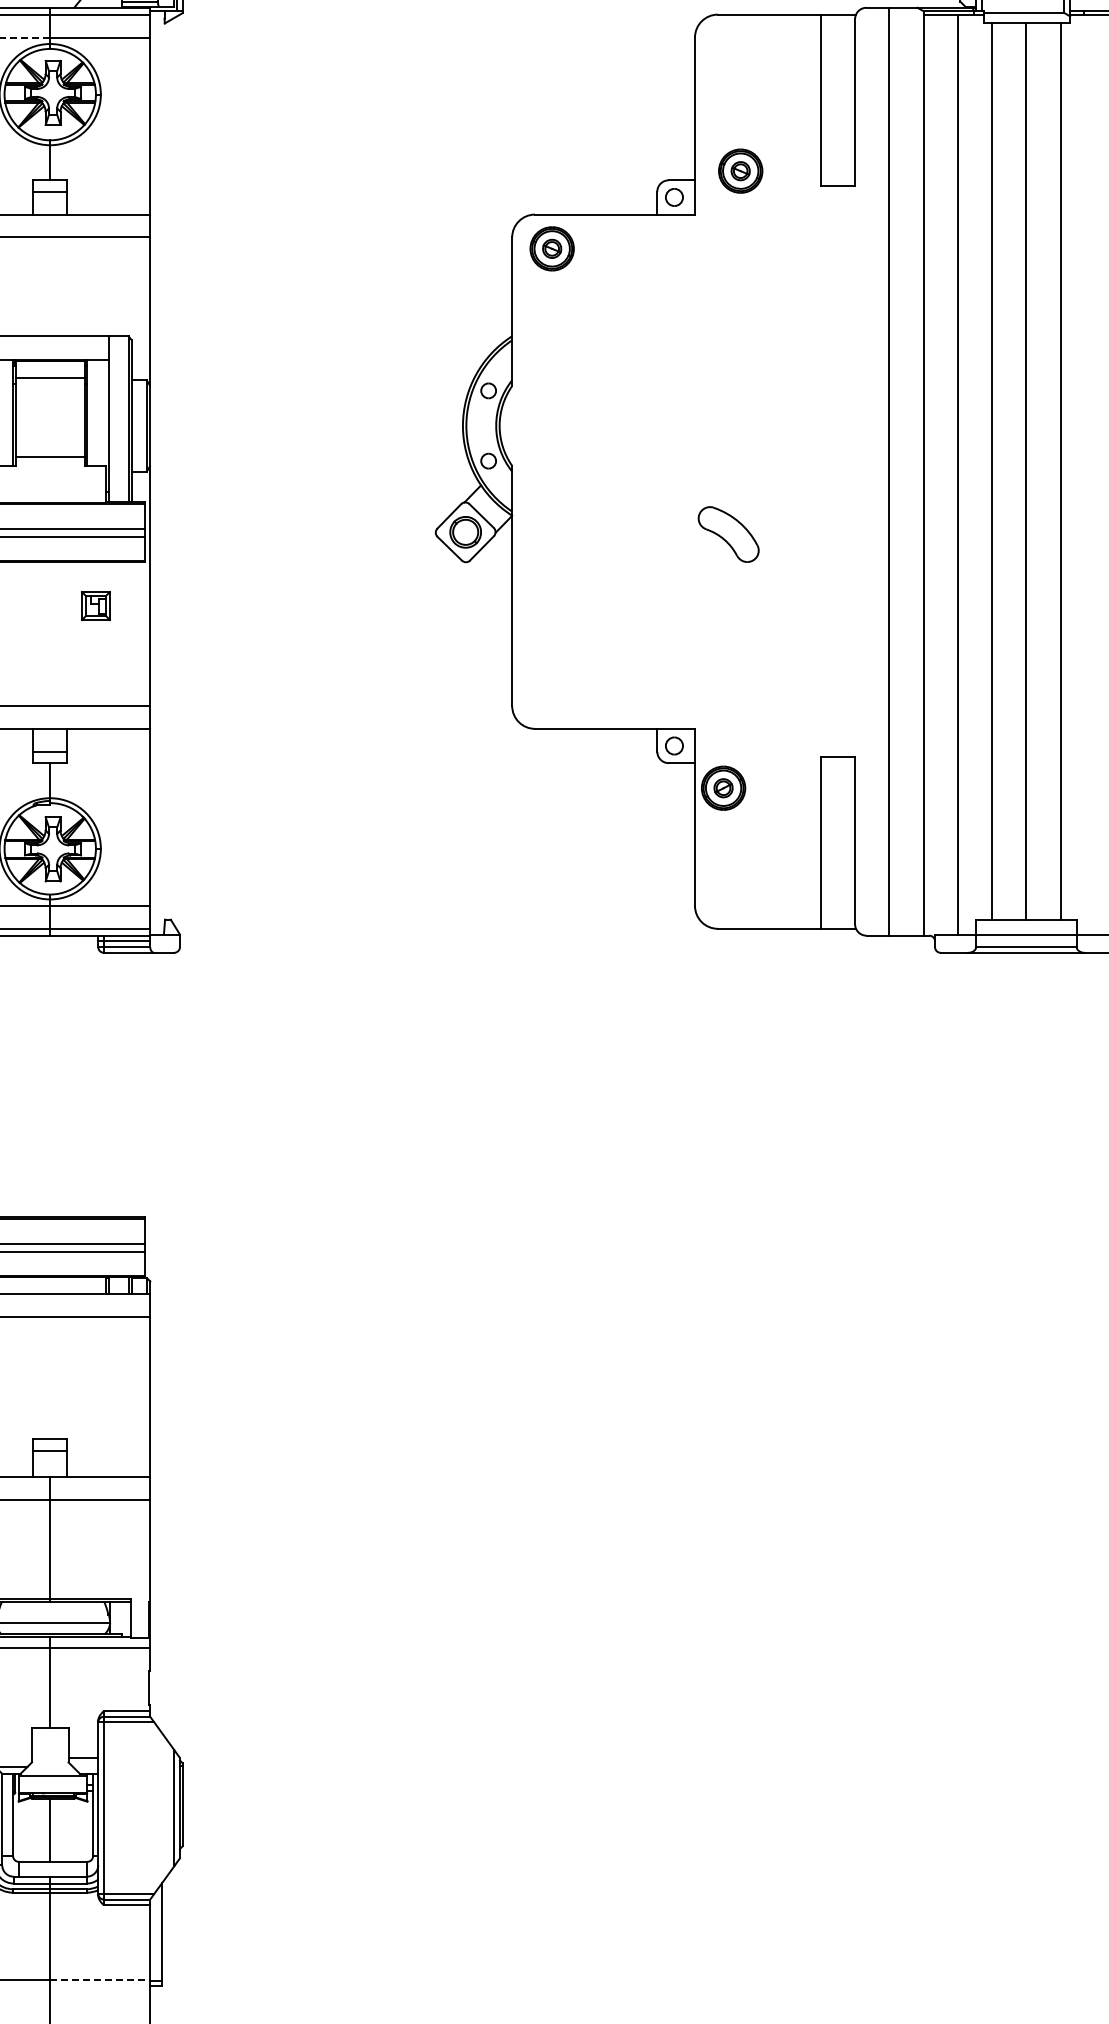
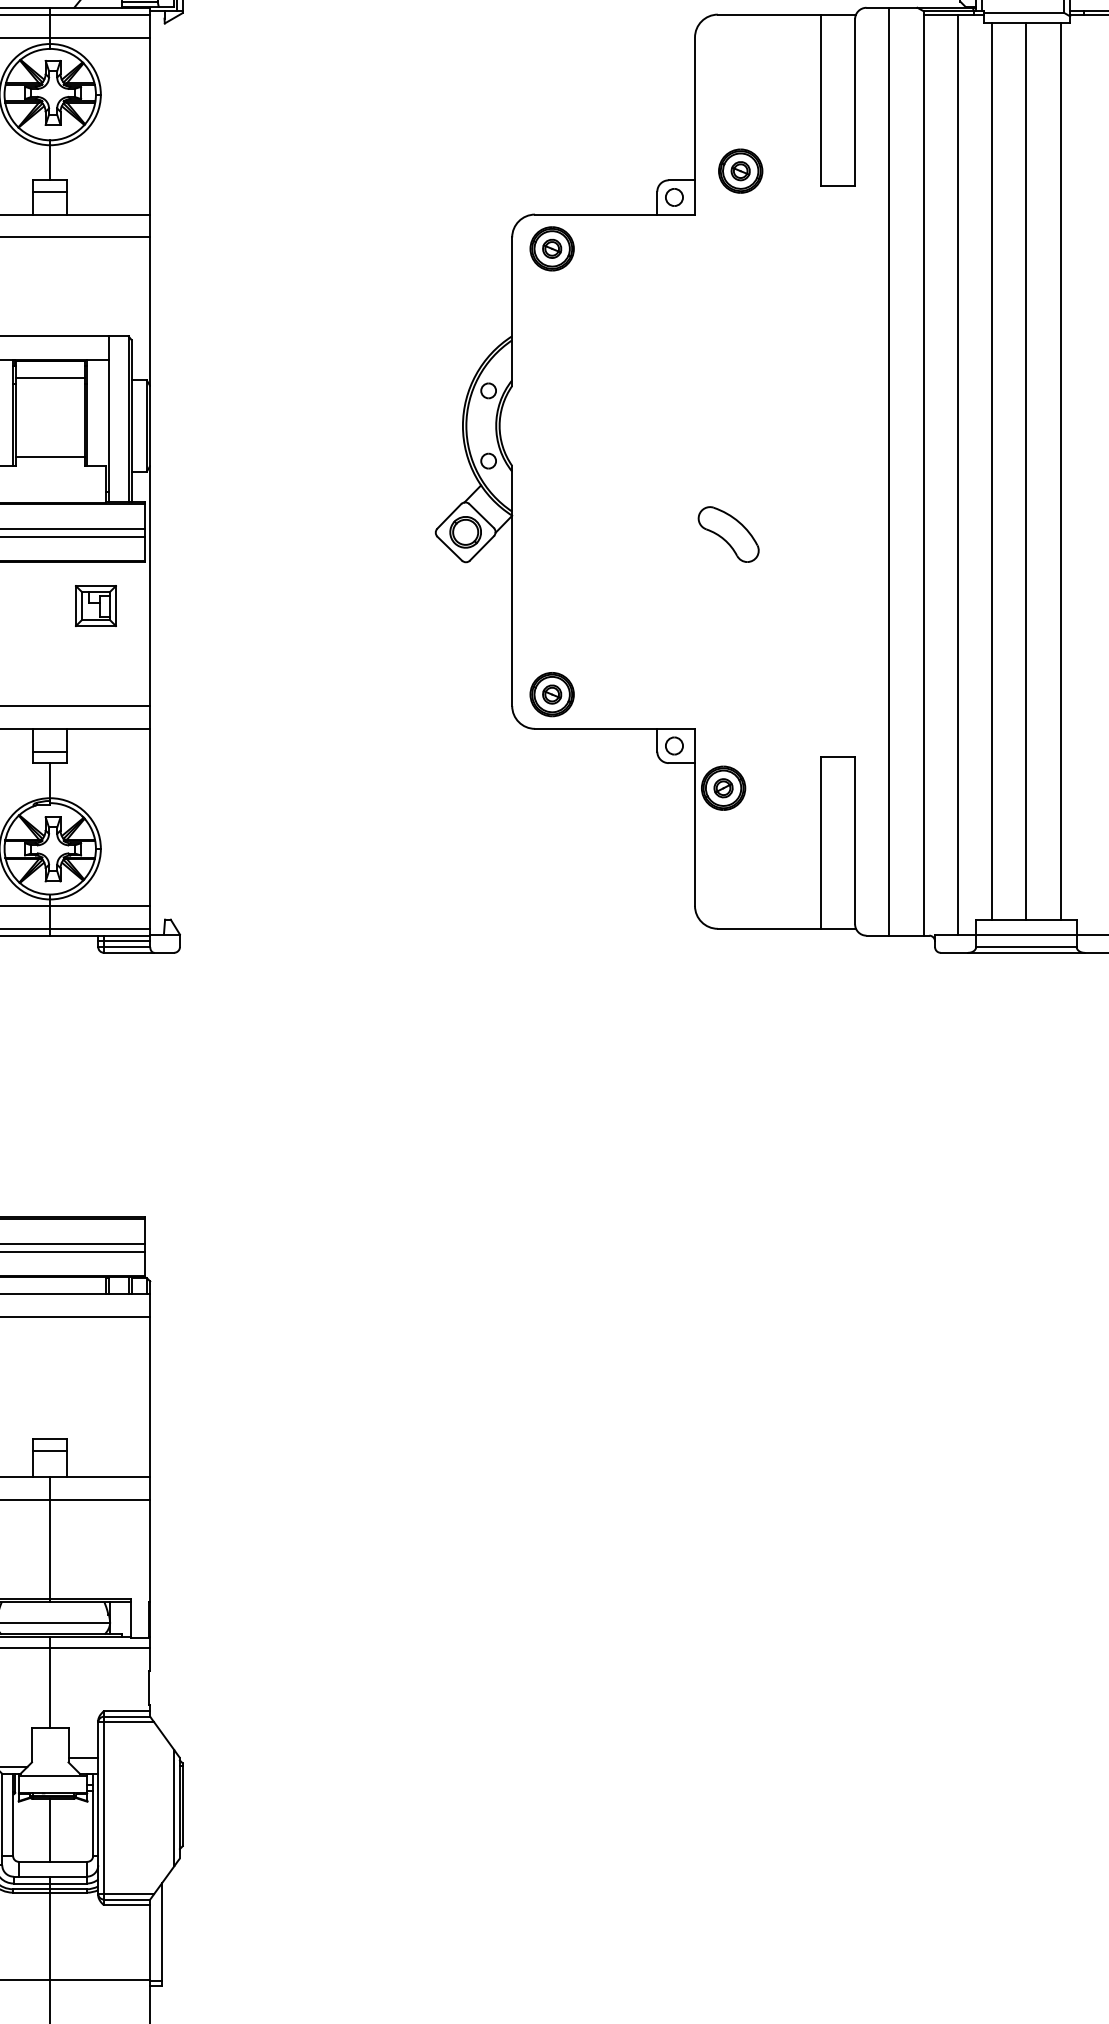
line: dashed -> solid (25, 37)
part size: 30x30 px -> 42x42 px (95, 605)
part: none -> present (551, 694)
line: dashed -> solid (100, 1979)
